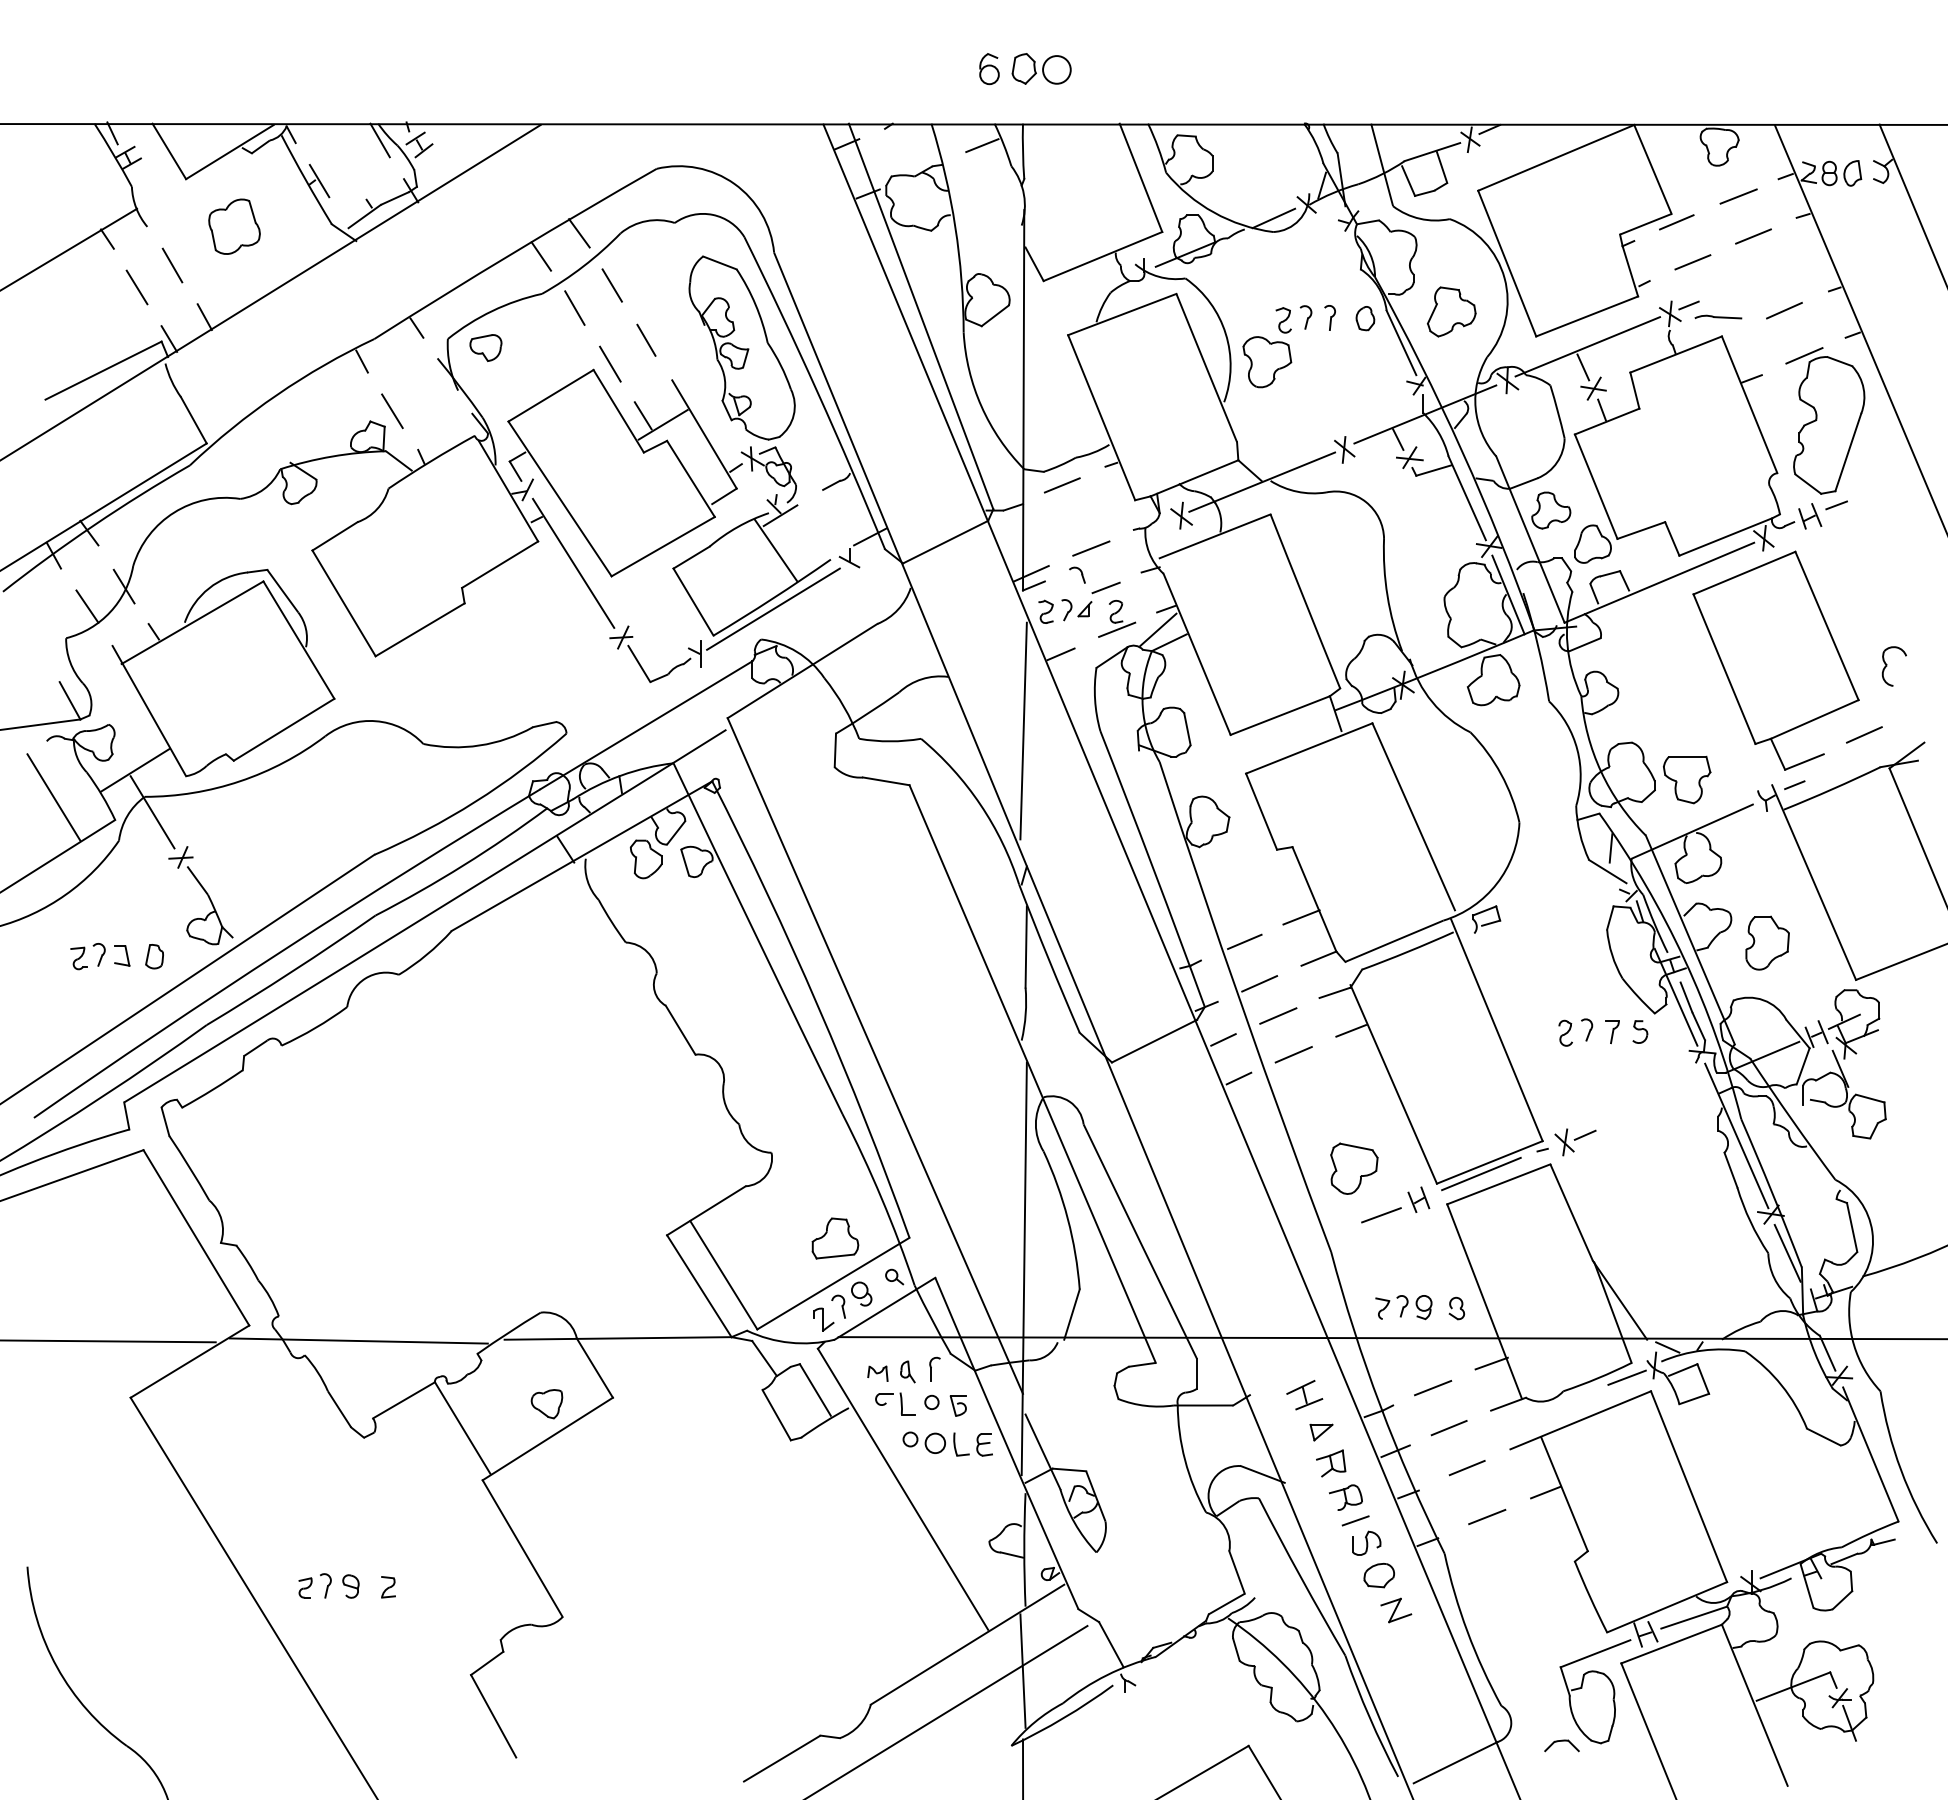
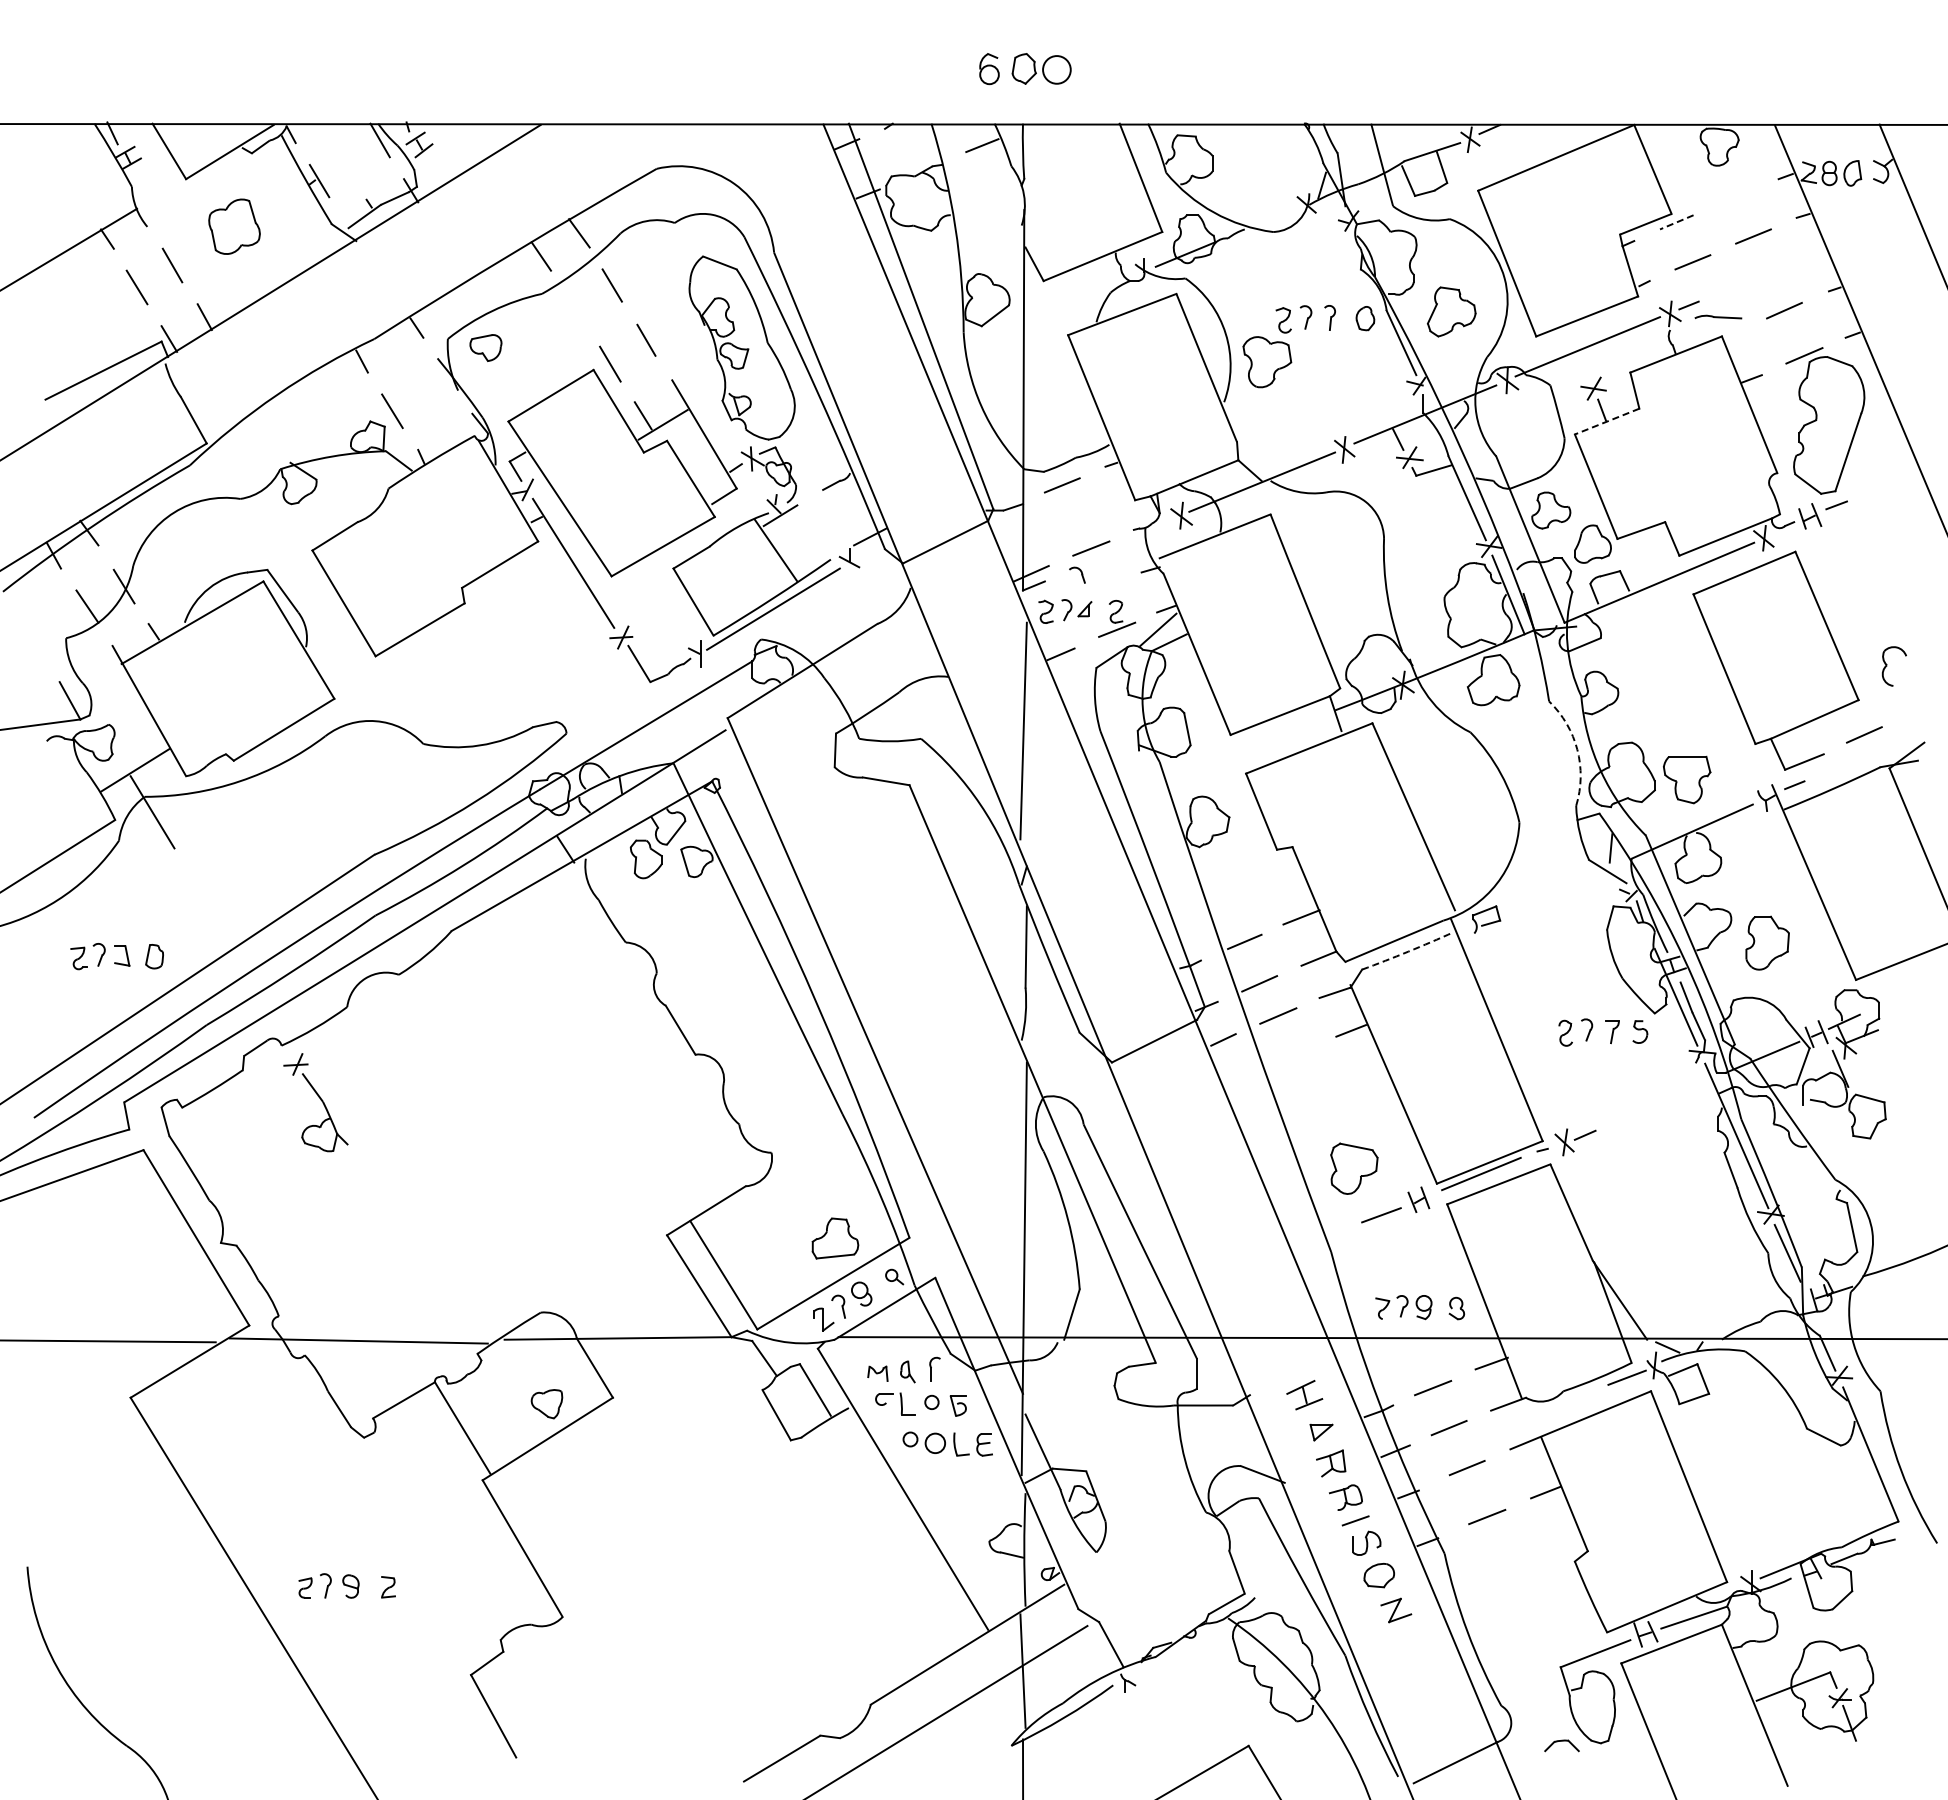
line: present -> none (1738, 196)
line: present -> none (1273, 218)
line: solid -> dashed (1676, 222)
line: present -> none (574, 307)
line: present -> none (1583, 367)
line: solid -> dashed (1607, 421)
line: present -> none (1105, 587)
arc: solid -> dashed (1577, 749)
line: present -> none (53, 797)
part position: (200, 895) -> (315, 1102) (315, 1102)
arc: solid -> dashed (1408, 951)
line: present -> none (1293, 1054)
line: present -> none (1238, 1078)
